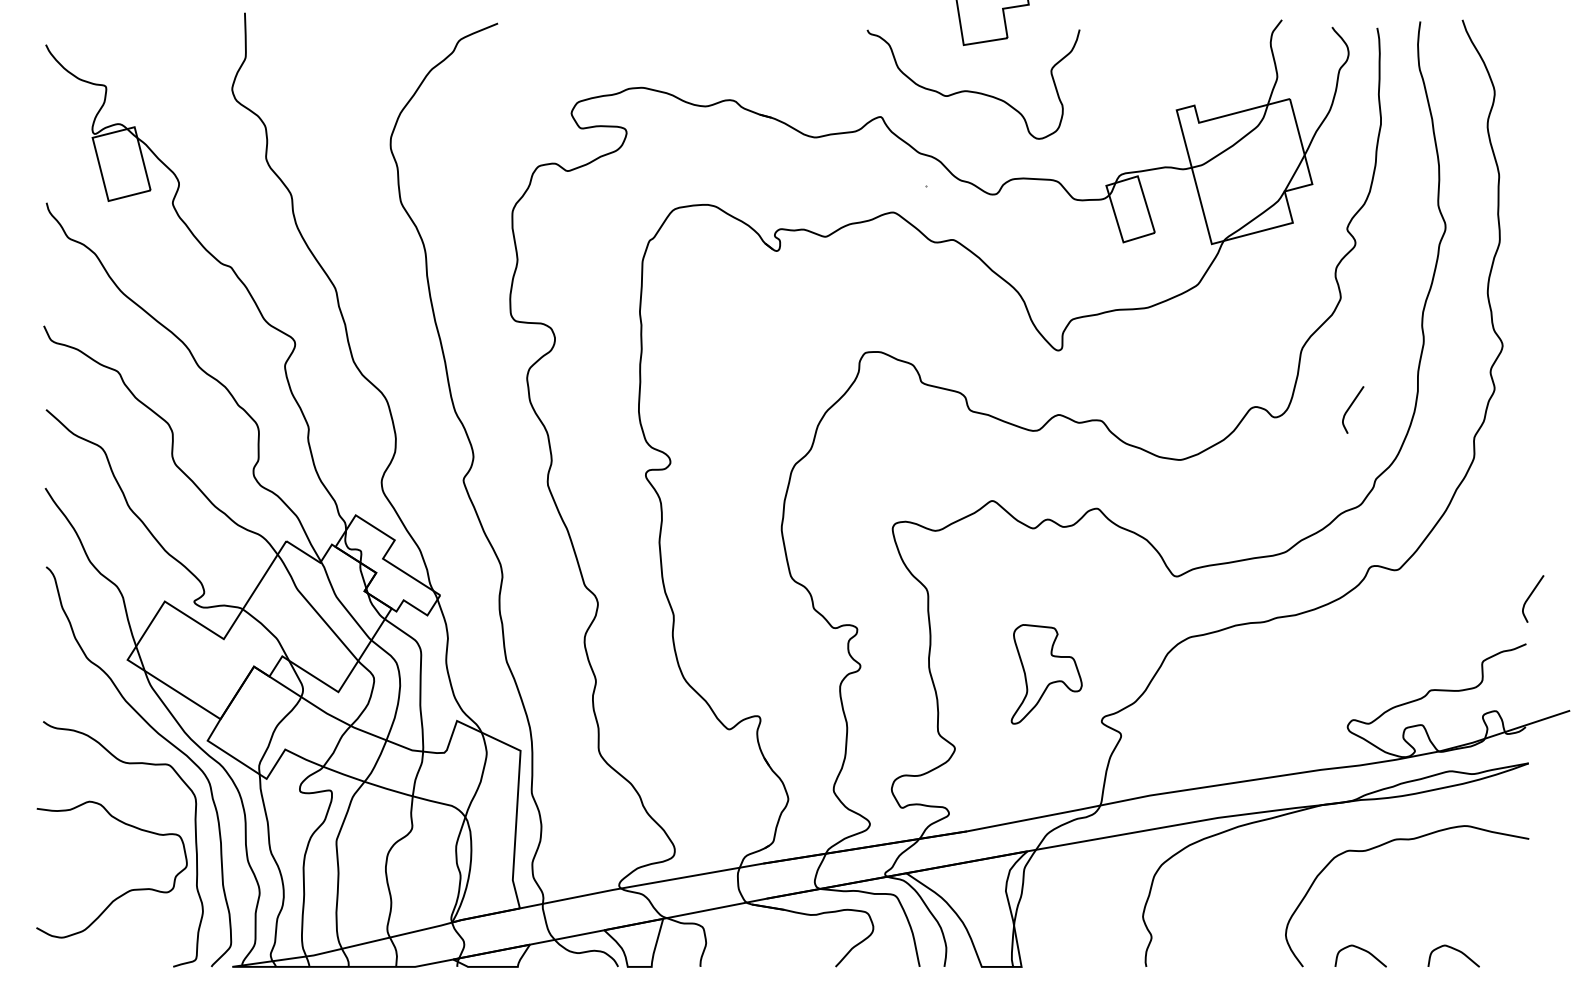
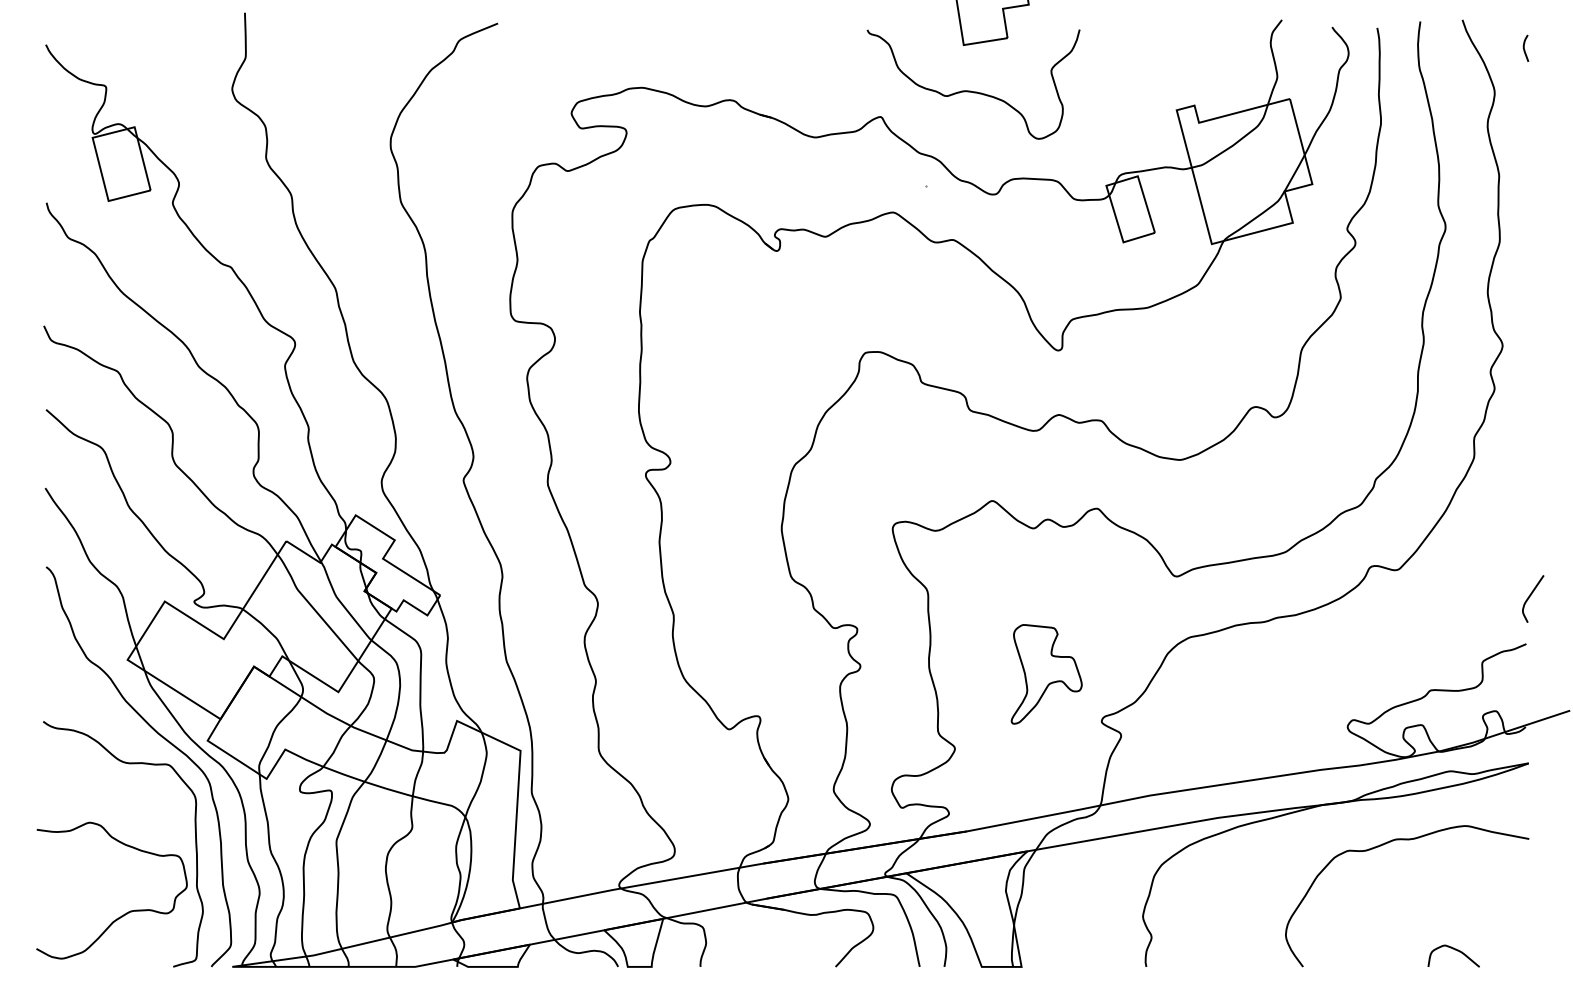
curve: none -> present (1524, 47)
curve: present -> none (1351, 406)
curve position: (124, 892) -> (124, 913) (124, 913)
curve: present -> none (1362, 950)
